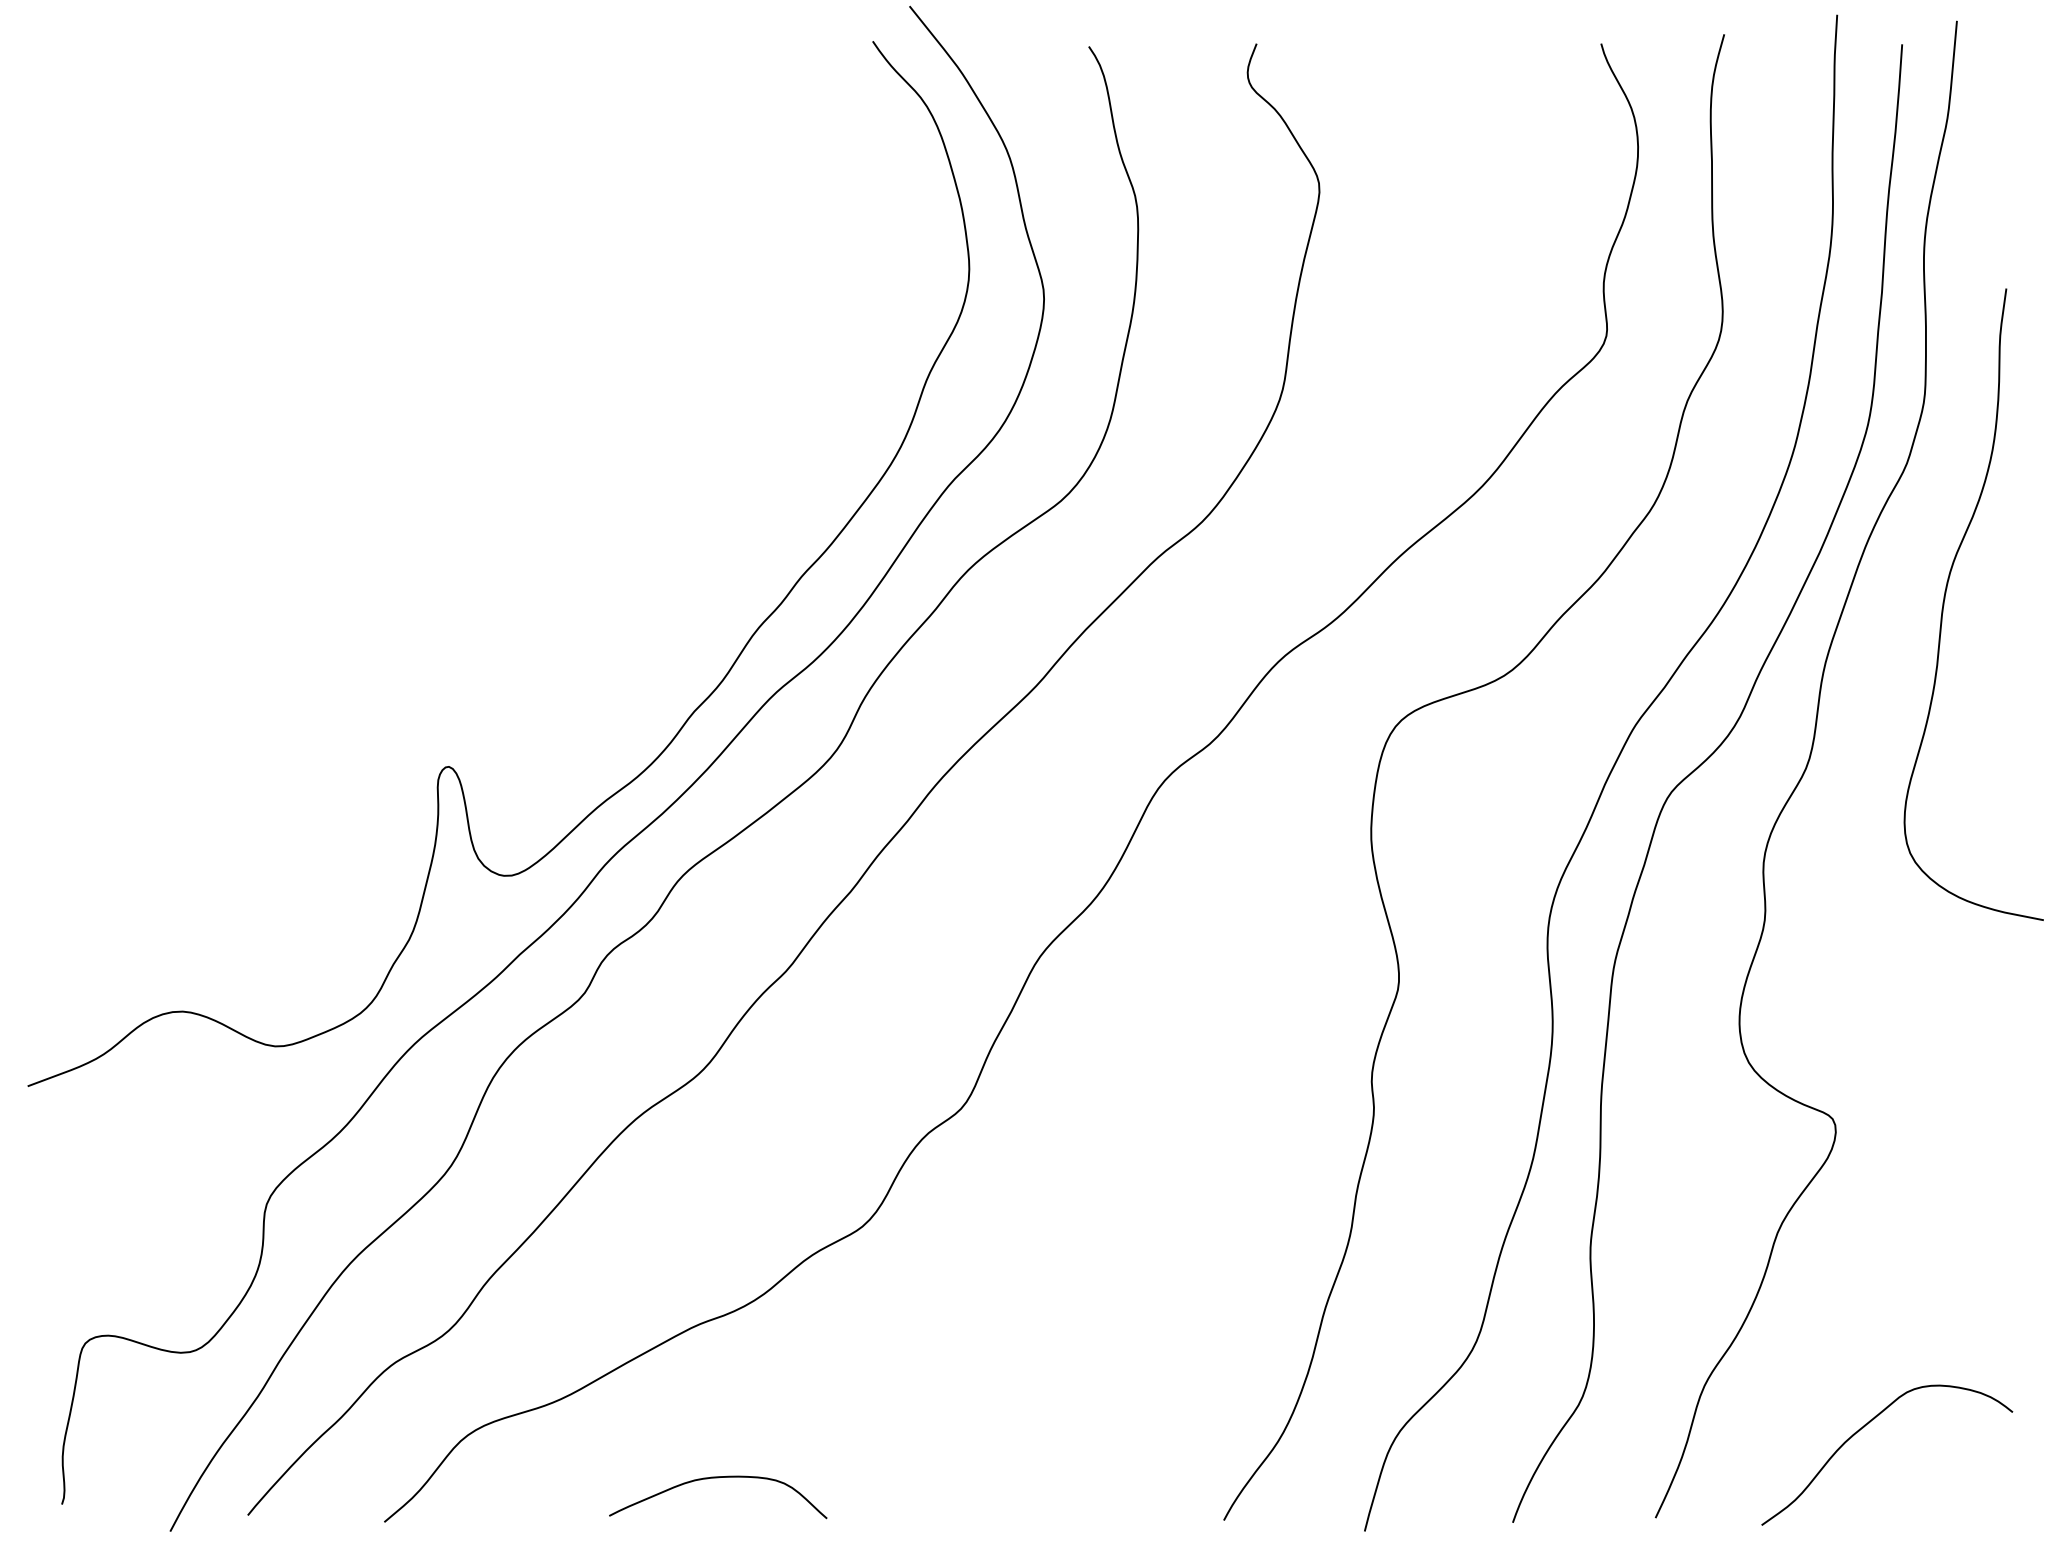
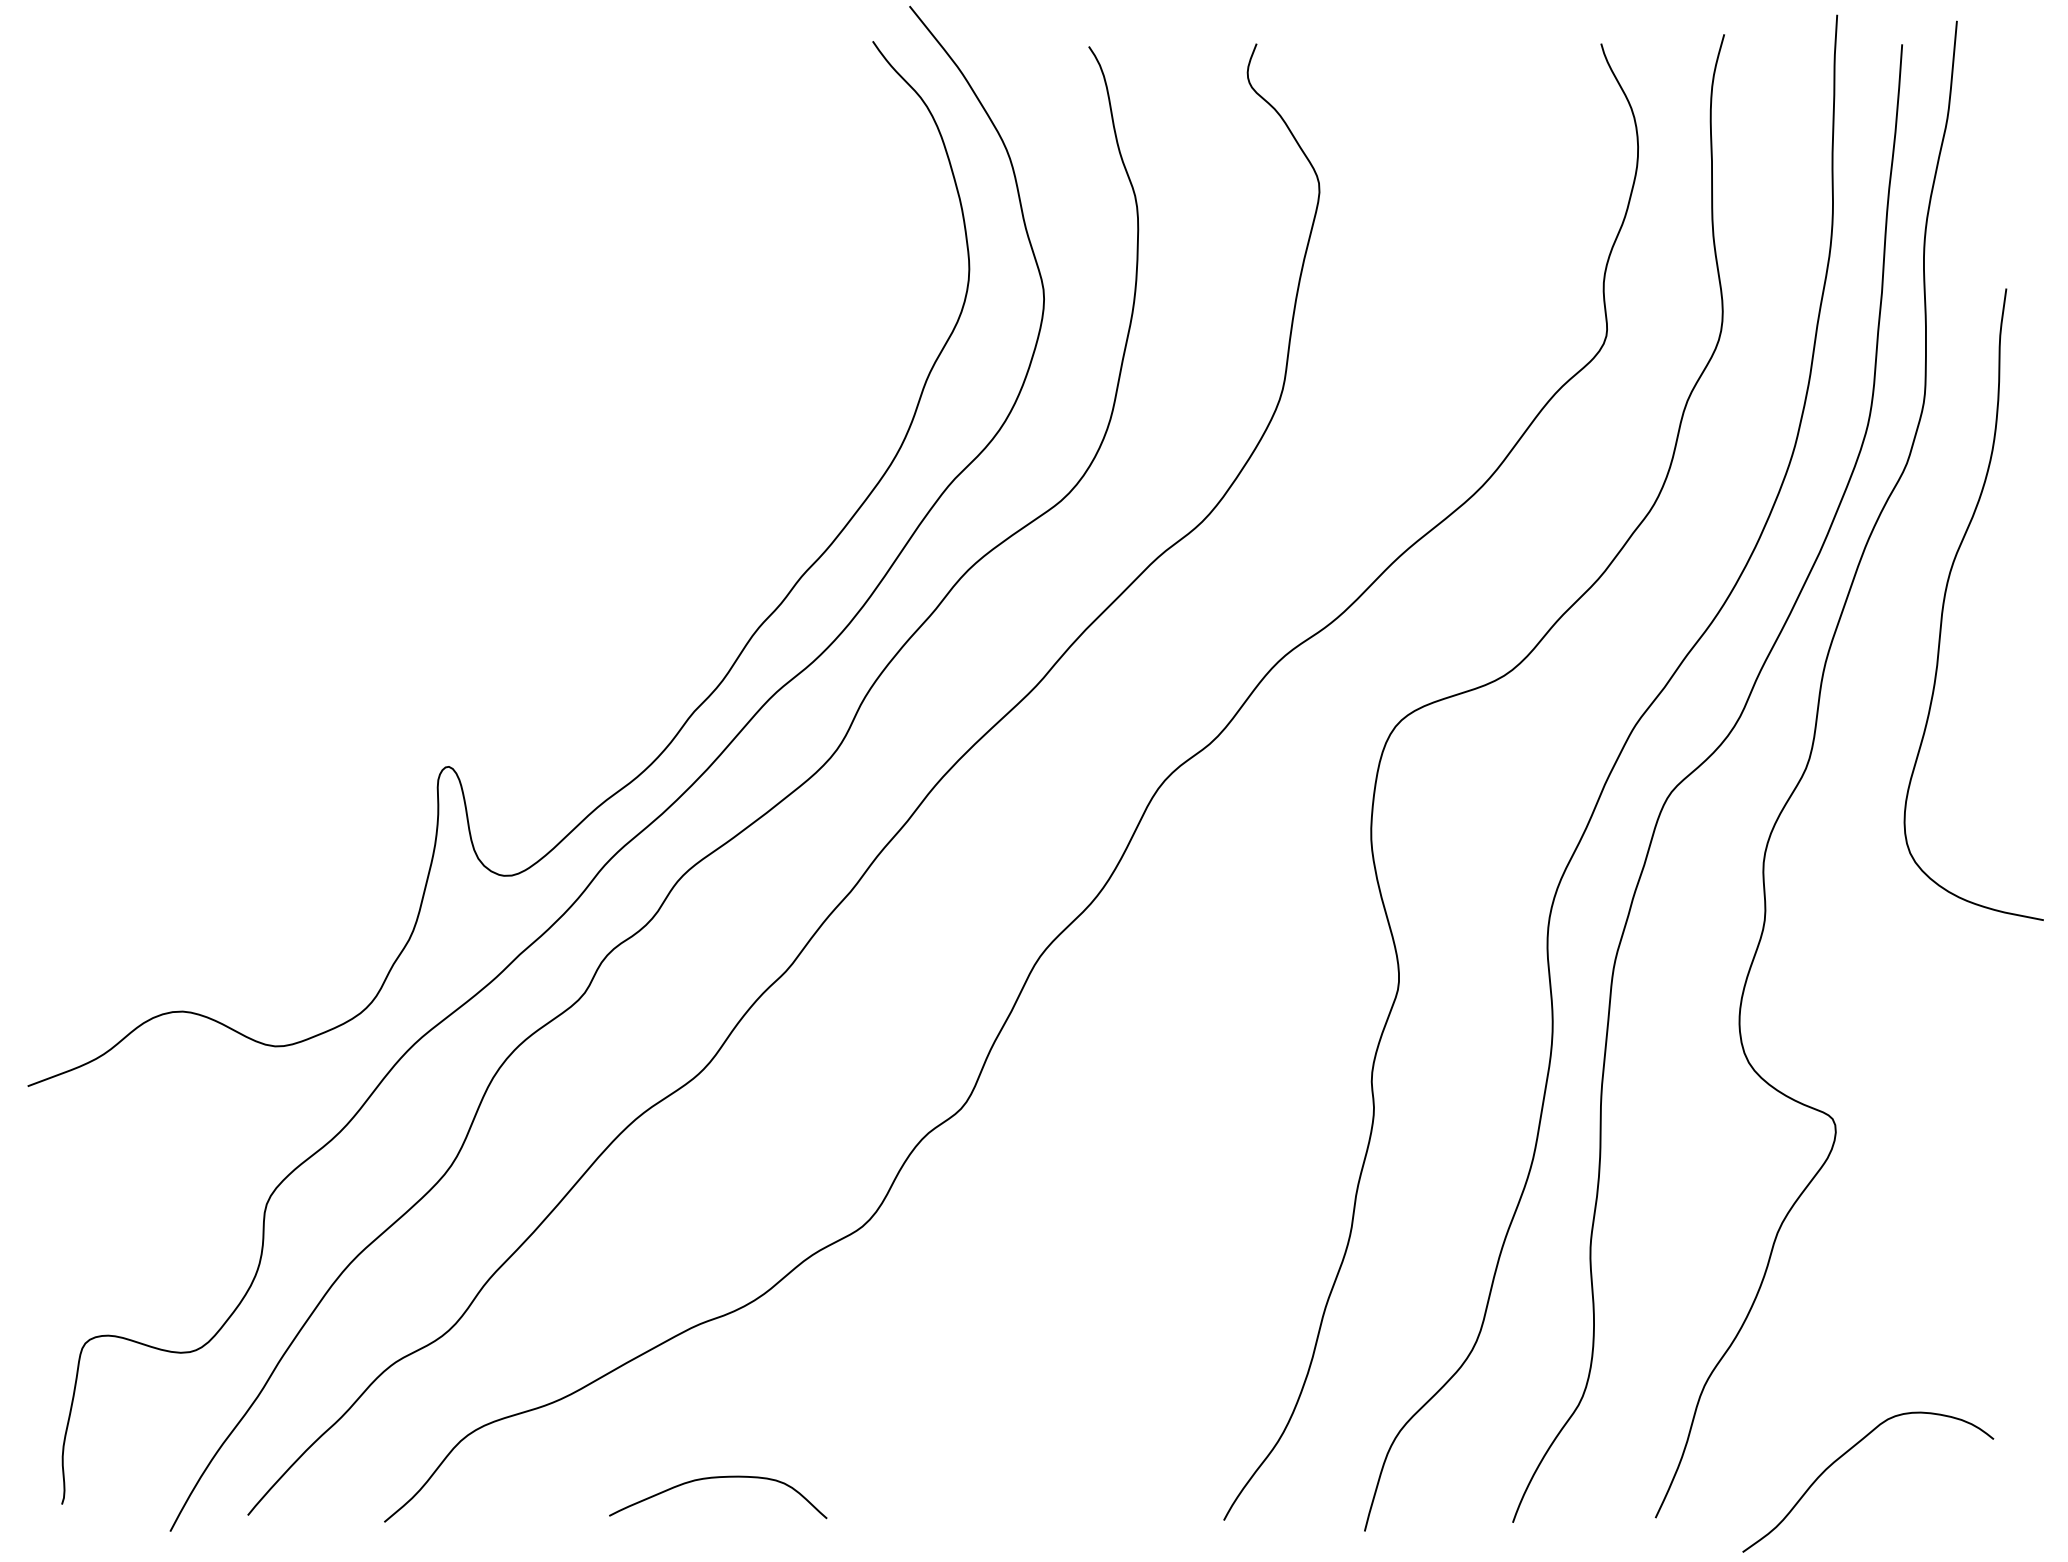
curve position: (1863, 1428) -> (1844, 1455) (1844, 1455)
